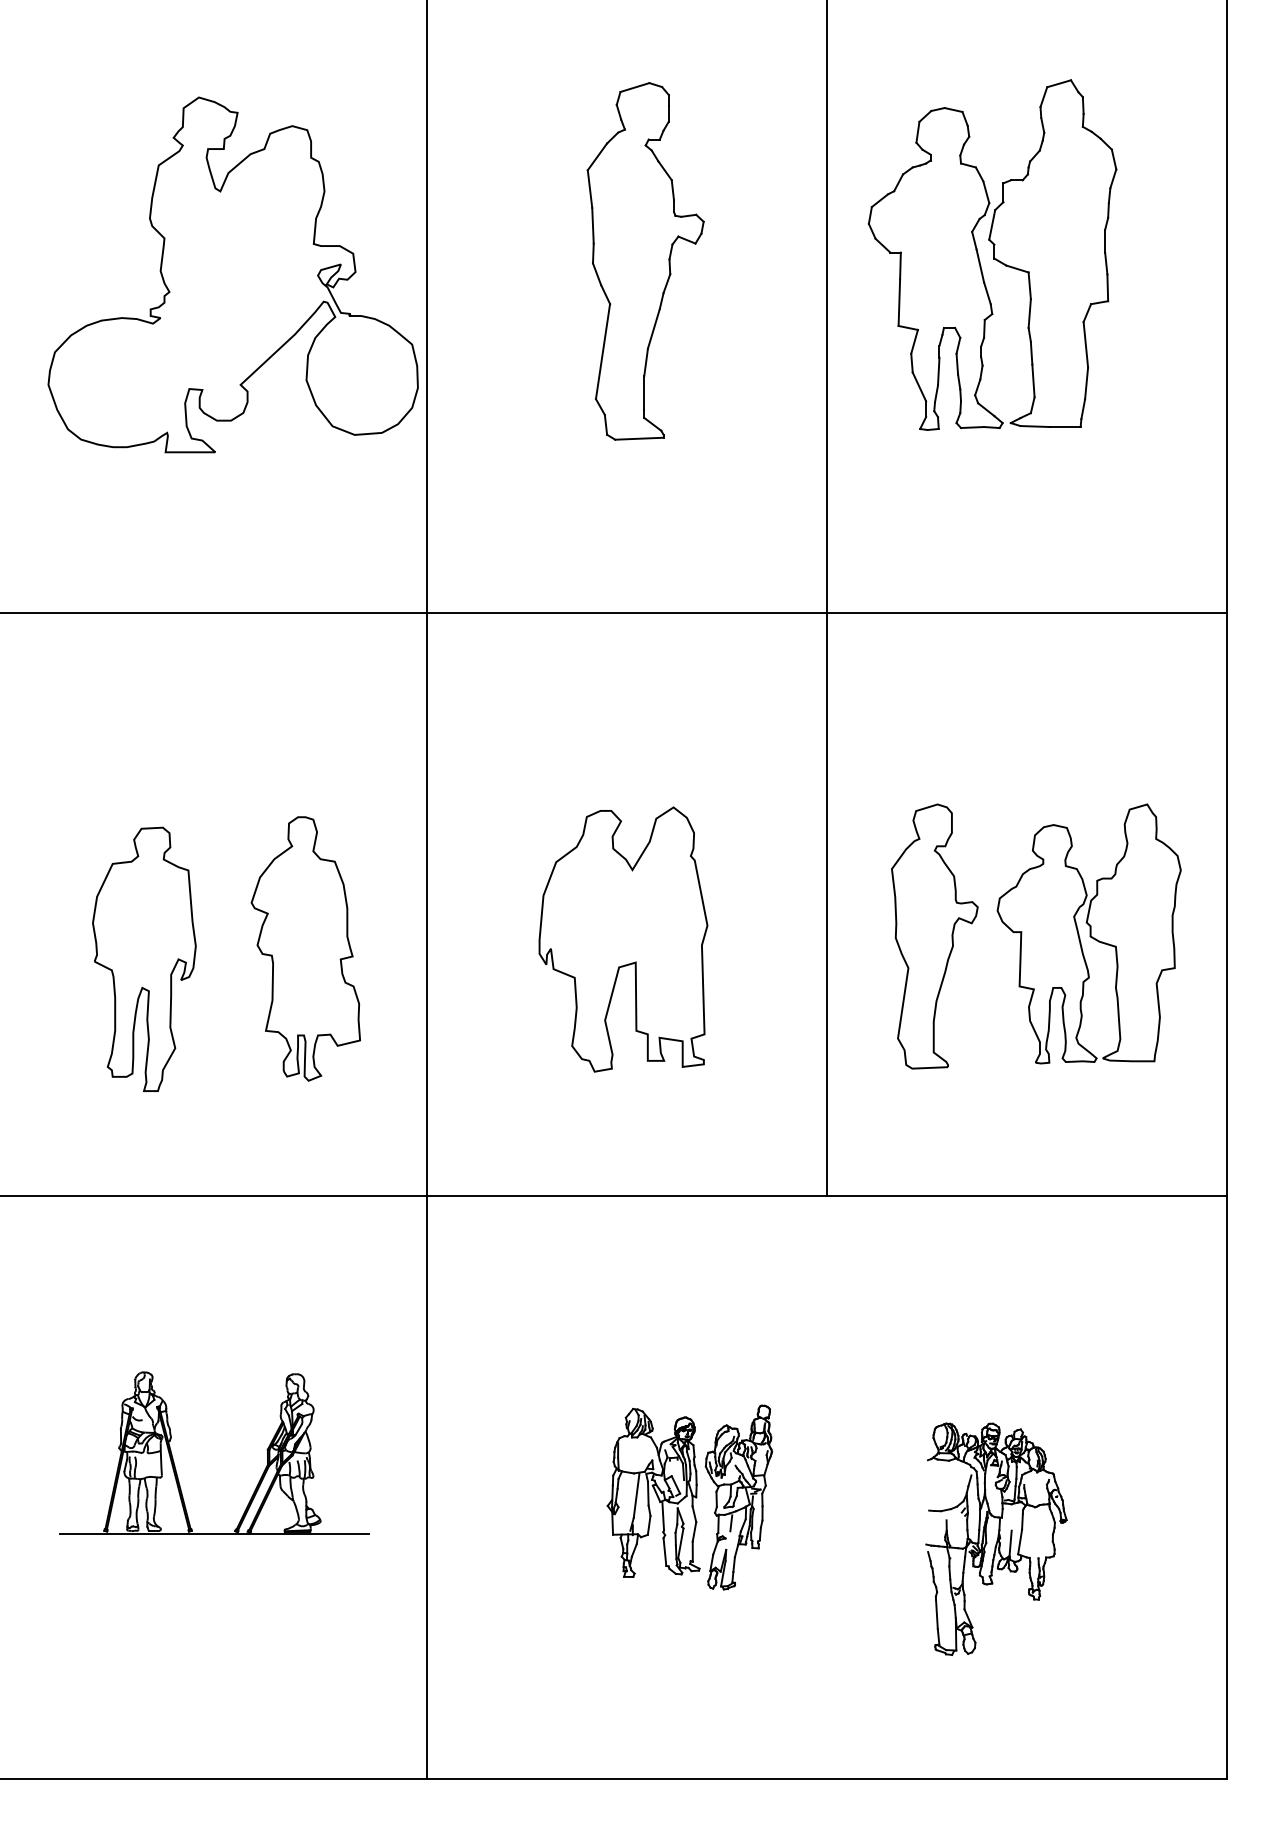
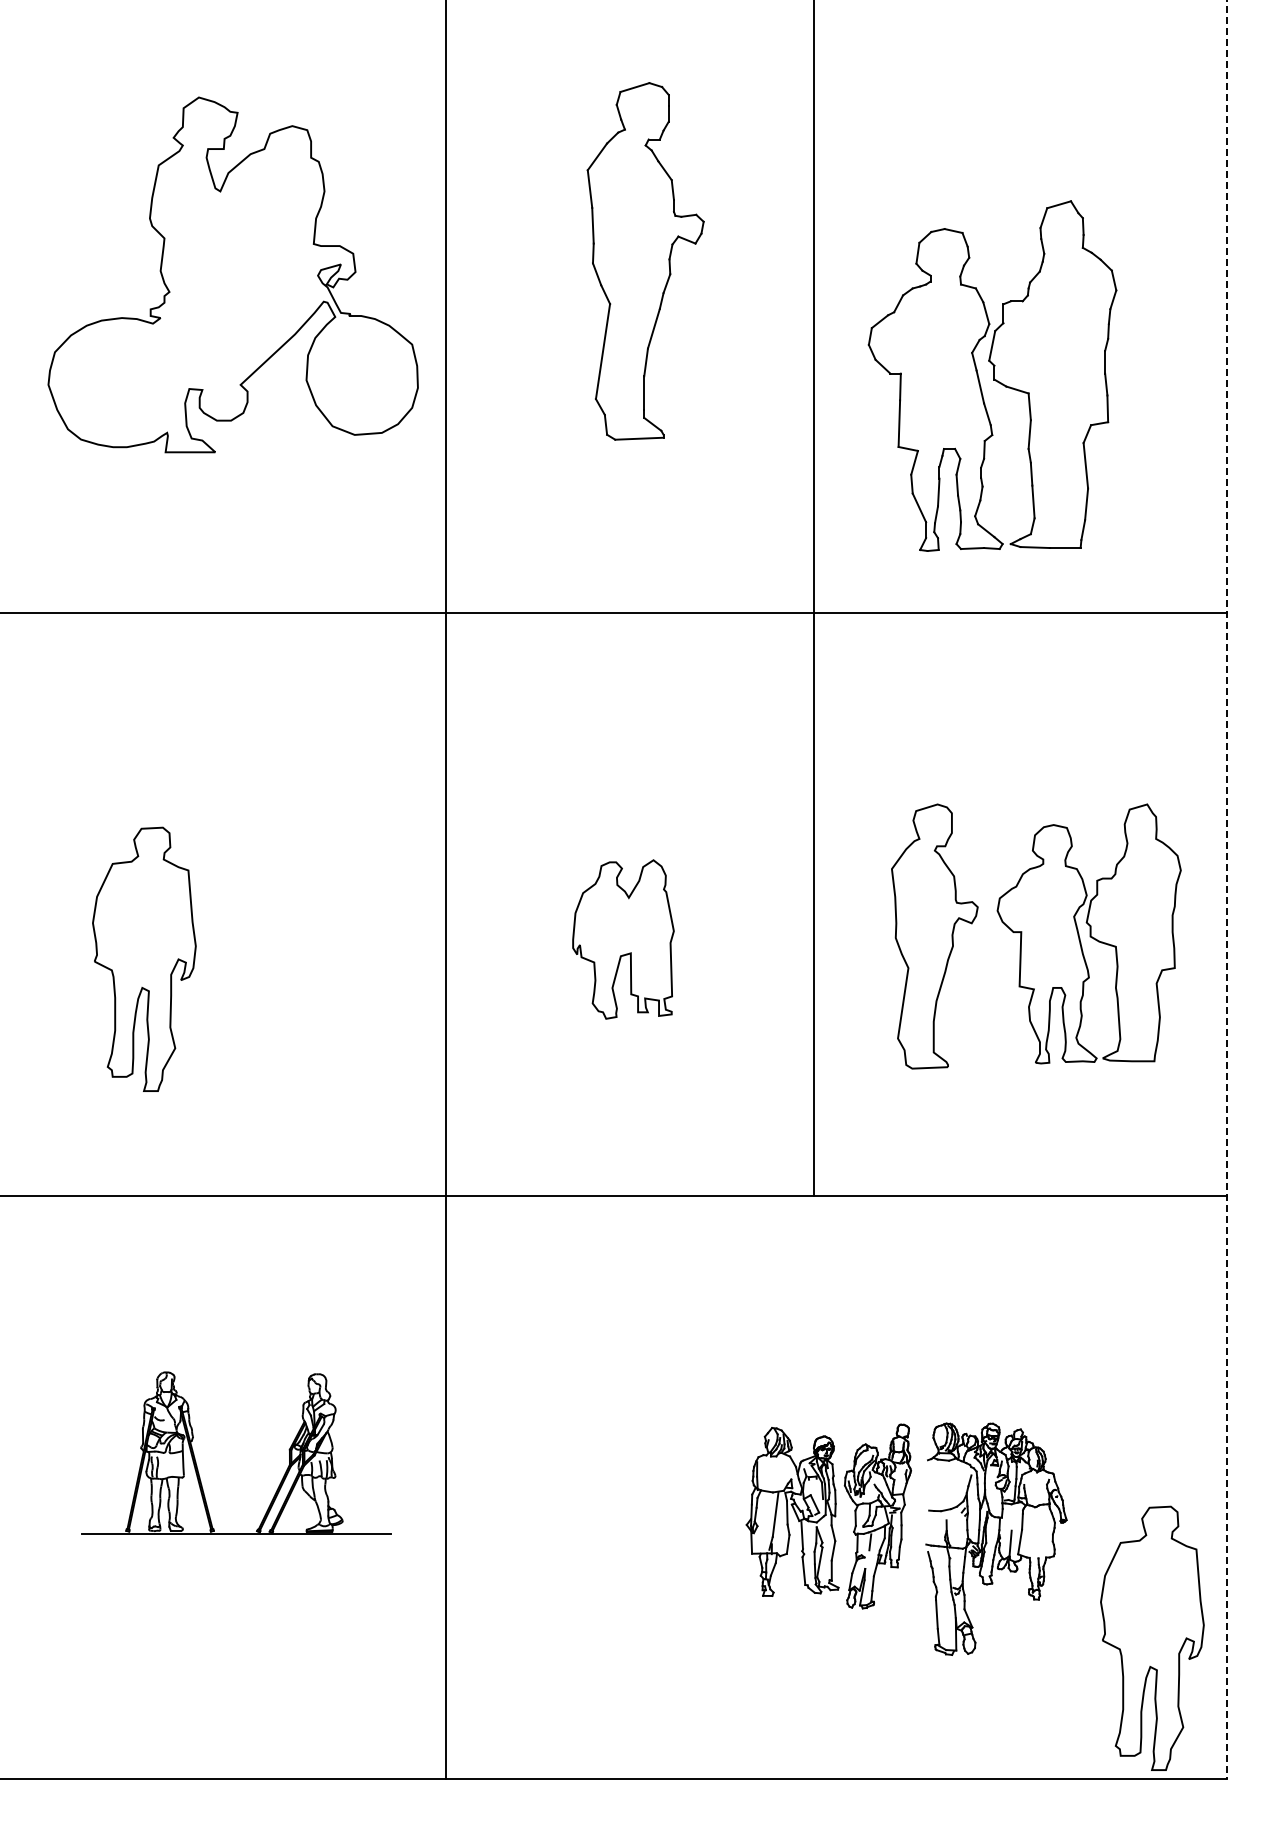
part position: (992, 254) -> (992, 375) (992, 375)
line position: (827, 598) -> (814, 598) (814, 598)
line position: (427, 890) -> (446, 890) (446, 890)
line: solid -> dashed (1226, 890)
part size: 171x267 px -> 103x161 px (623, 939)
part: present -> none (305, 948)
part position: (174, 1461) -> (196, 1461) (196, 1461)
part position: (689, 1497) -> (828, 1516) (828, 1516)
part: none -> present (1152, 1637)
